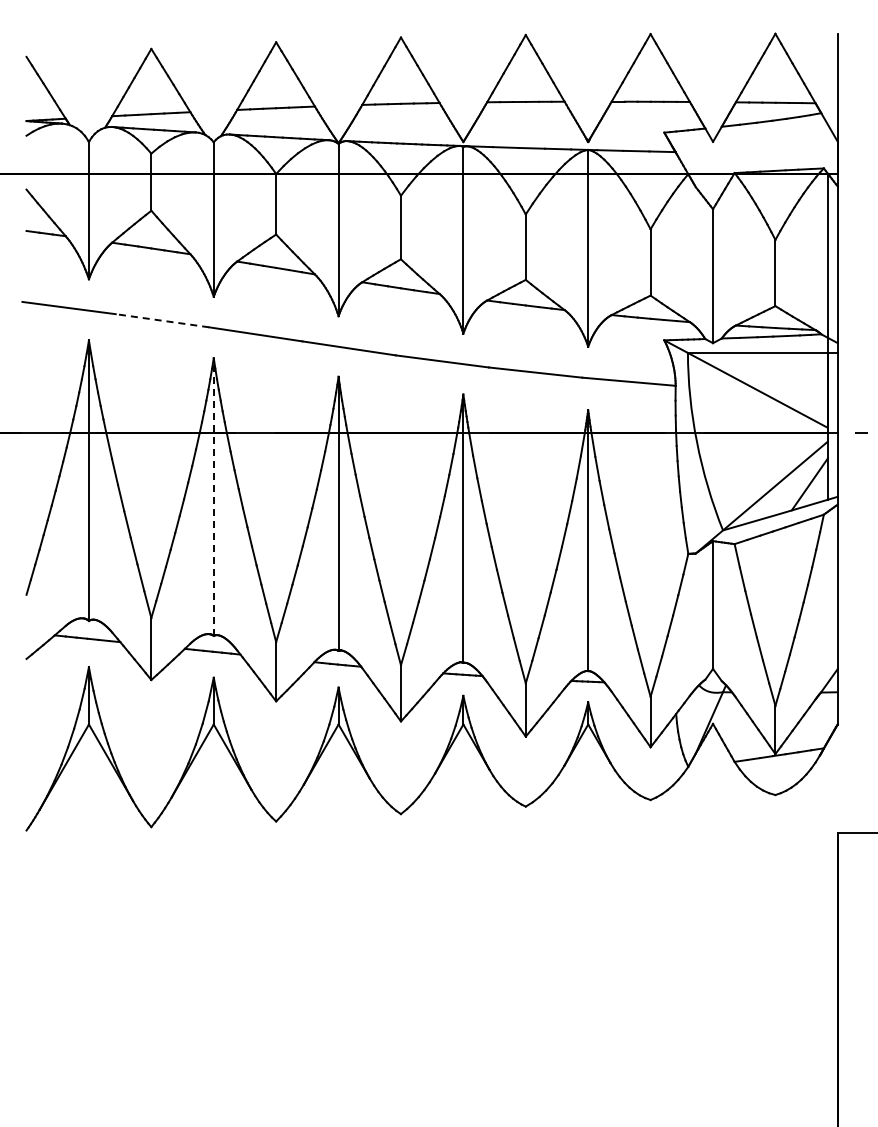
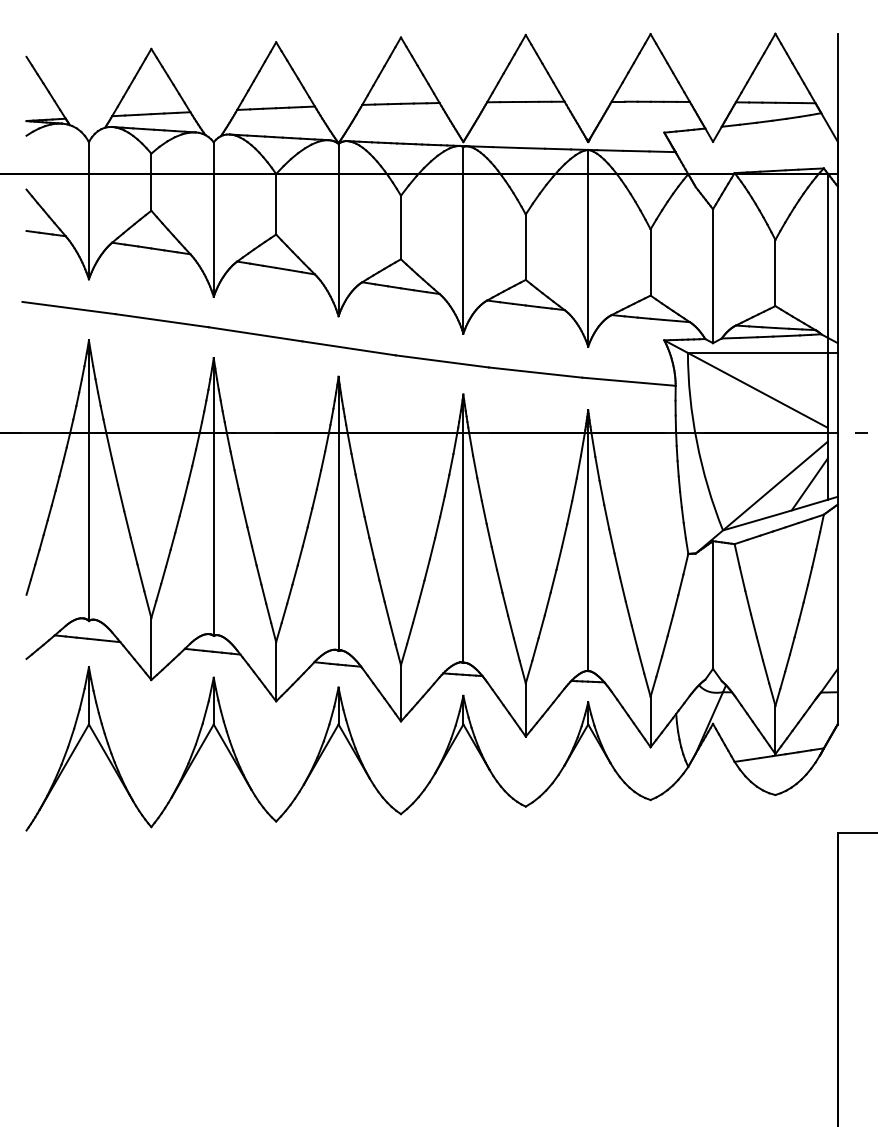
line: dashed -> solid (161, 320)
line: dashed -> solid (213, 497)
